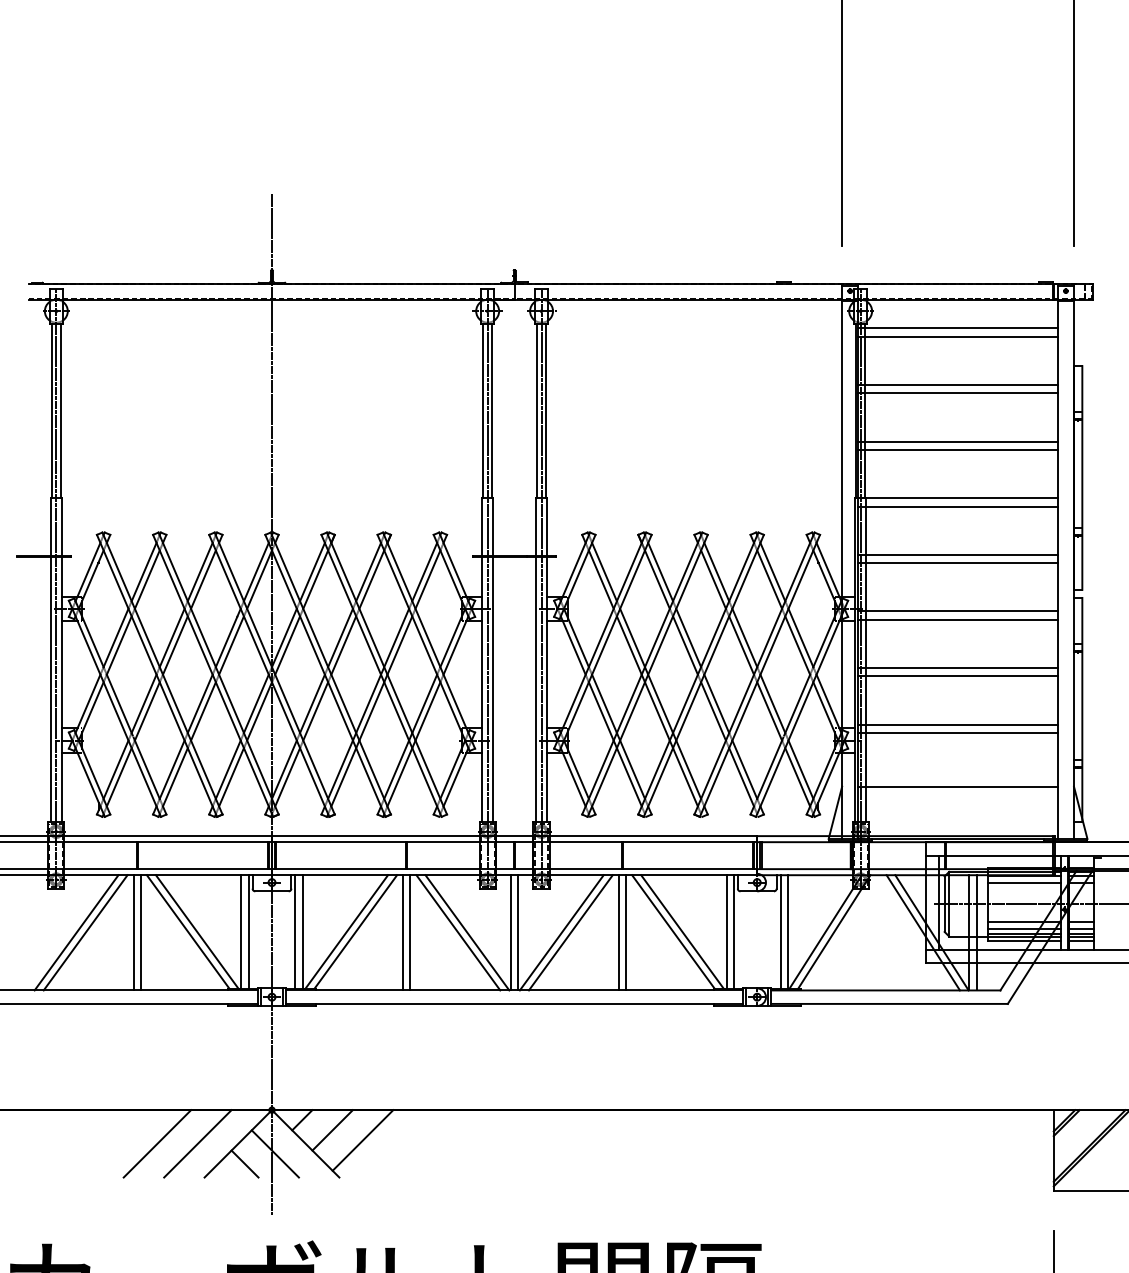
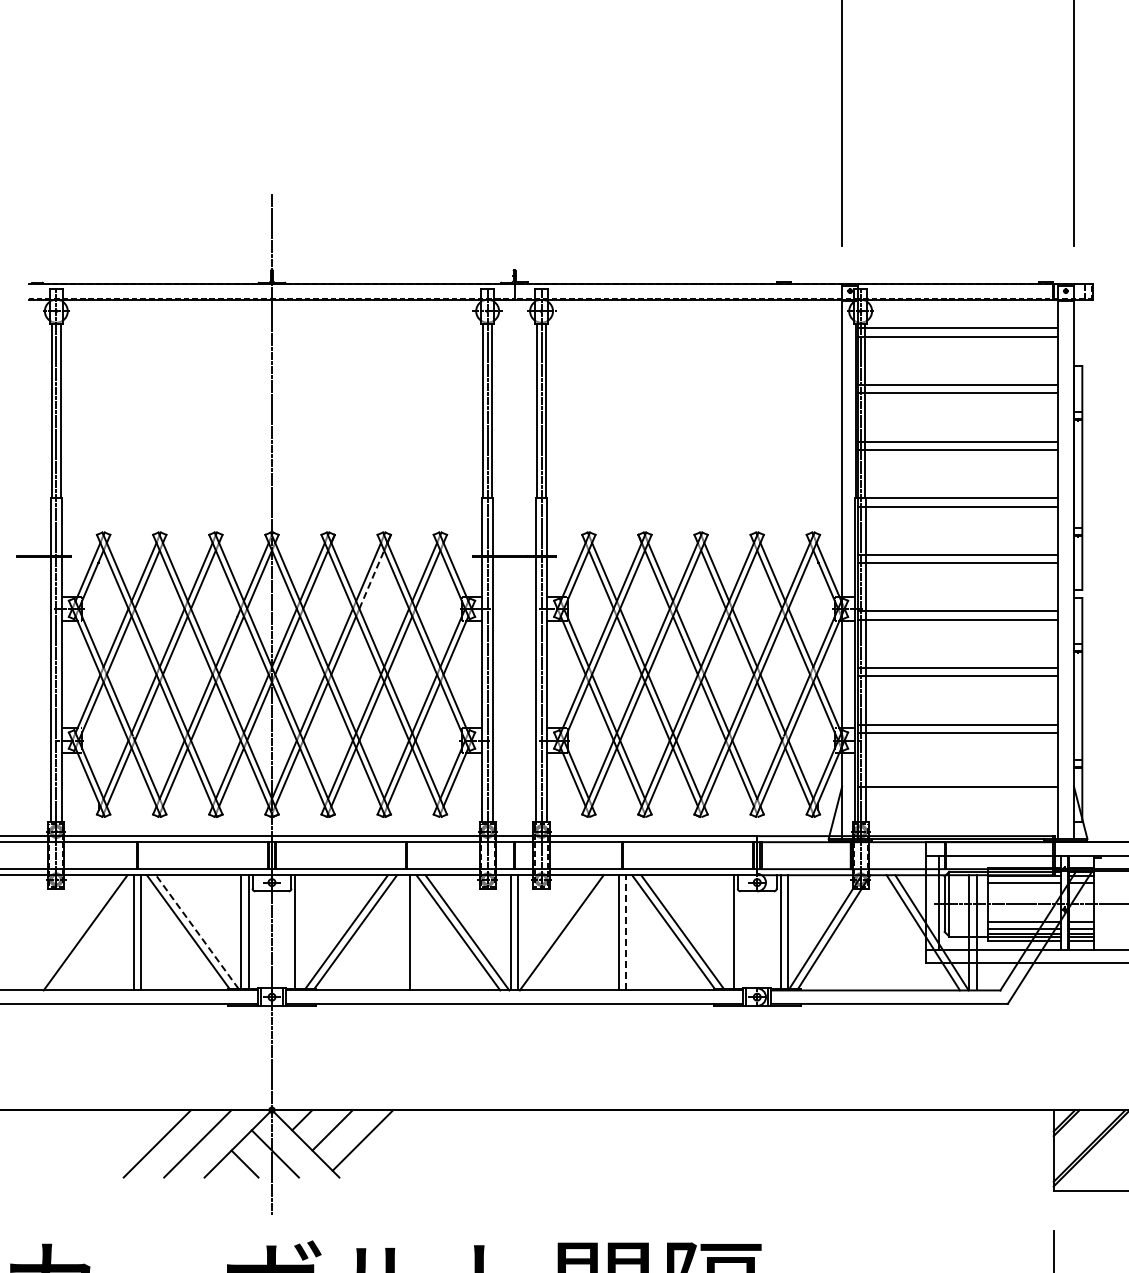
line: solid -> dashed (371, 579)
line: solid -> dashed (196, 931)
line: present -> none (302, 931)
line: present -> none (726, 931)
line: present -> none (76, 932)
line: present -> none (403, 932)
line: present -> none (570, 932)
line: solid -> dashed (626, 932)
